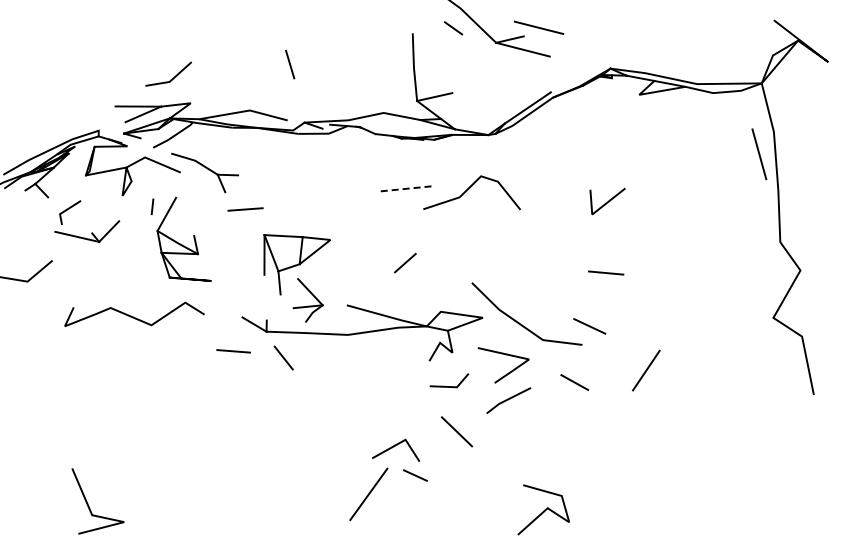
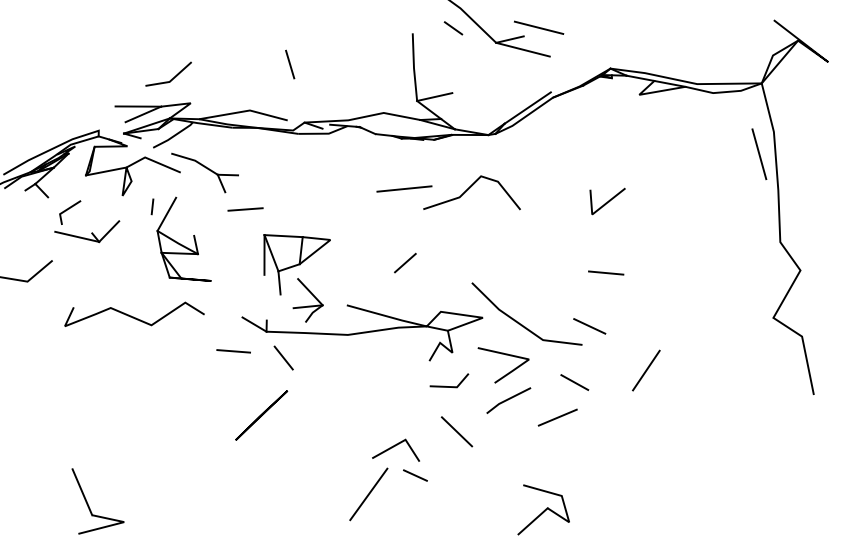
line: dashed -> solid (403, 189)
line: none -> present (261, 415)
line: none -> present (557, 417)
